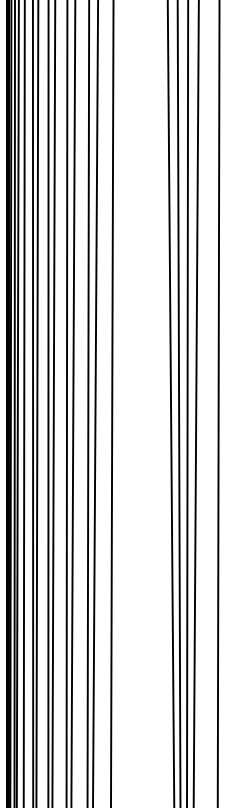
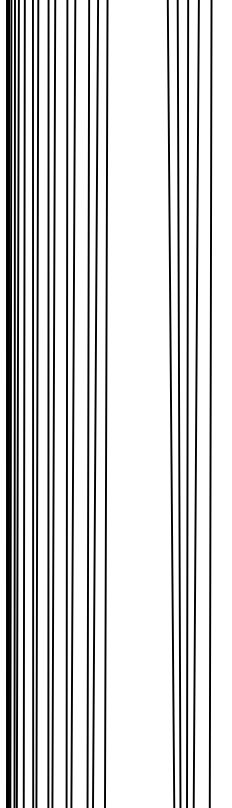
line position: (112, 403) -> (106, 403) (106, 403)
line position: (218, 403) -> (210, 403) (210, 403)
